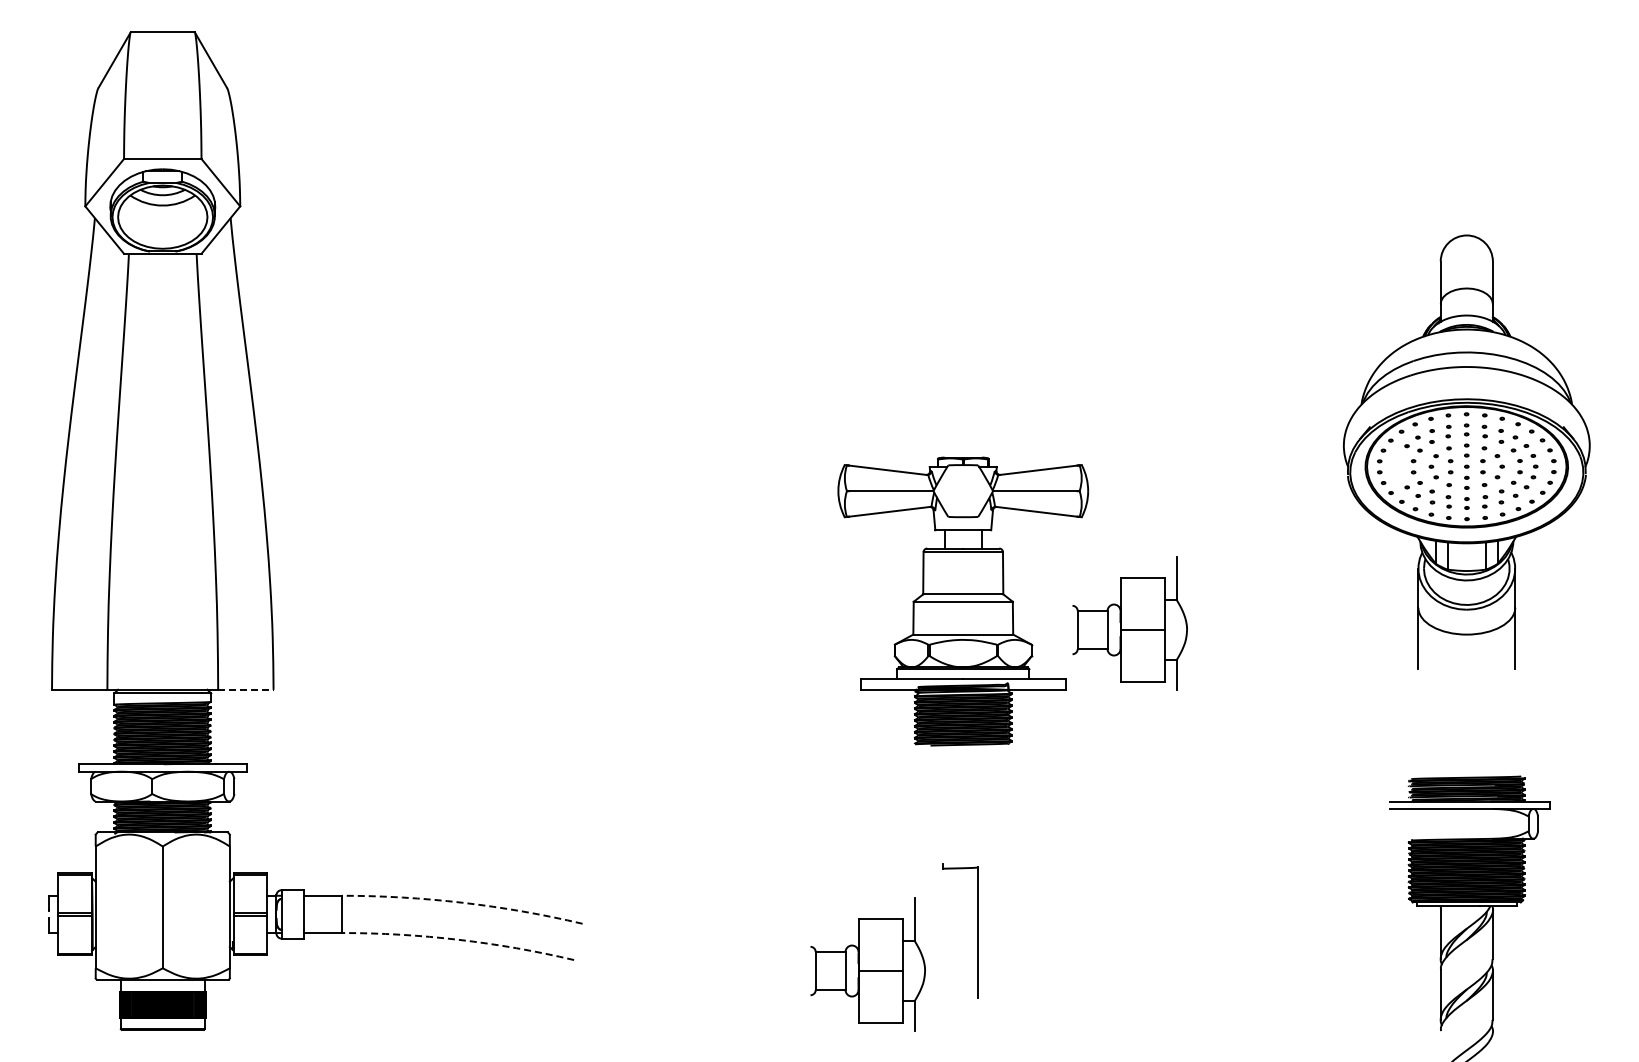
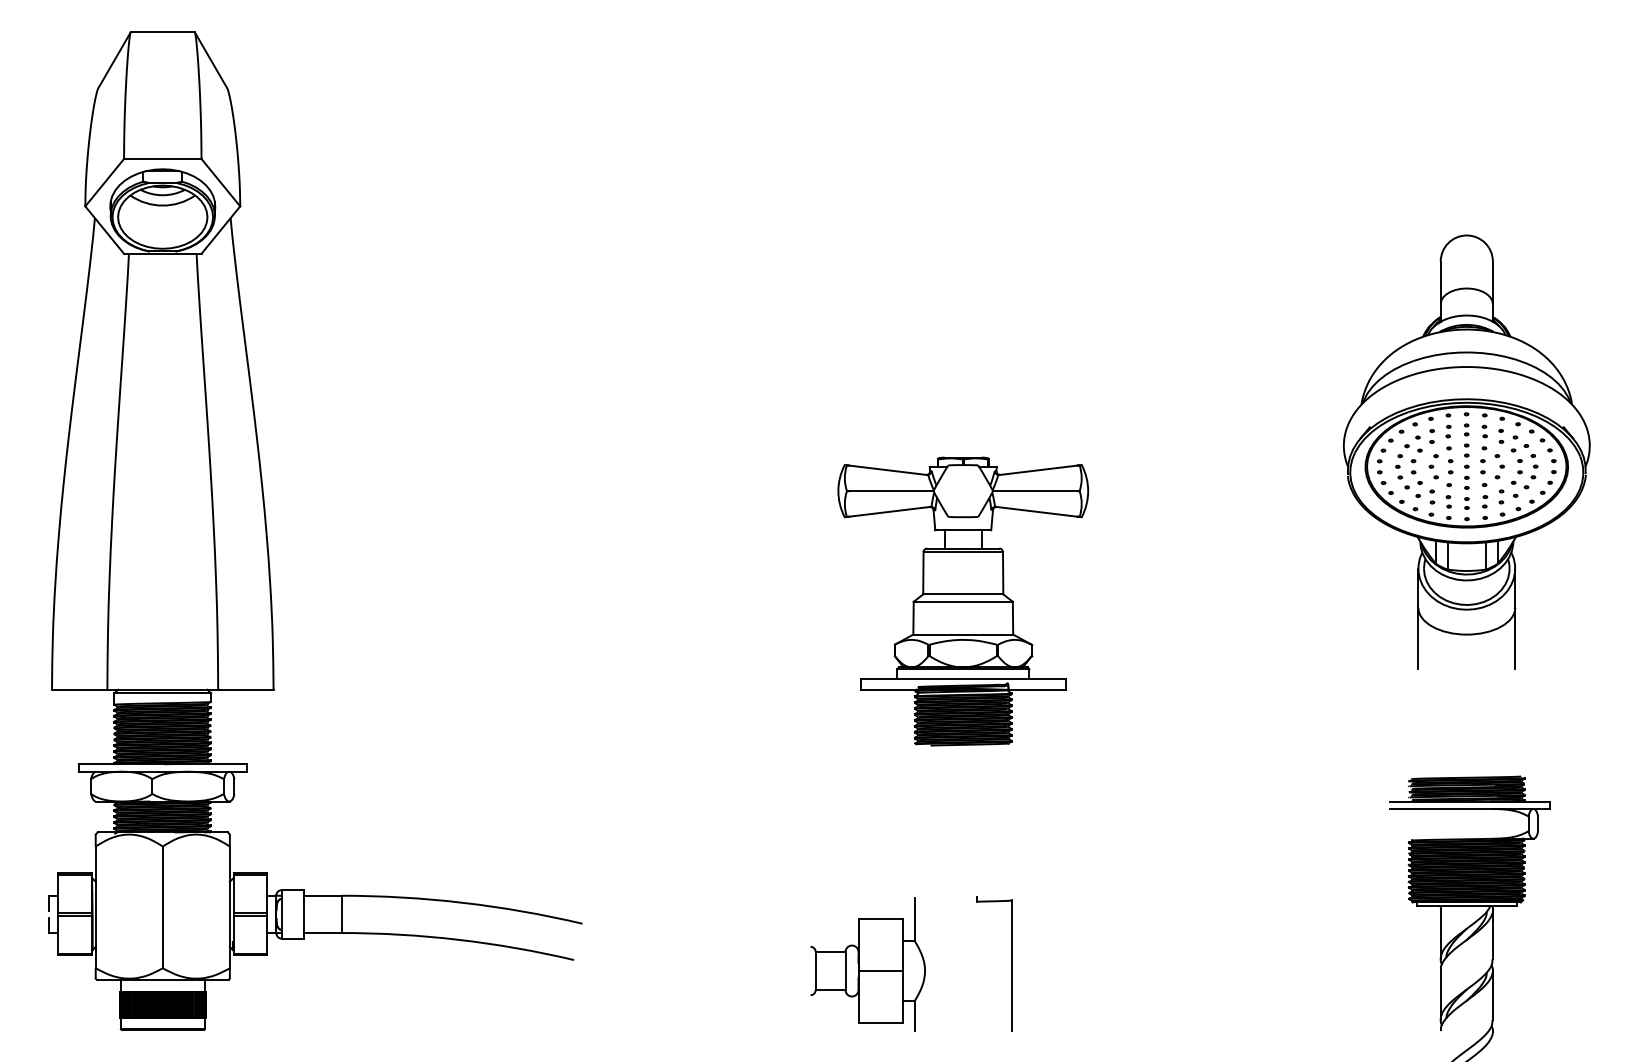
part: none -> present (1398, 466)
part: present -> none (1129, 623)
line: dashed -> solid (245, 689)
arc: dashed -> solid (462, 902)
part position: (977, 930) -> (1011, 963) (1011, 963)
arc: dashed -> solid (458, 939)
